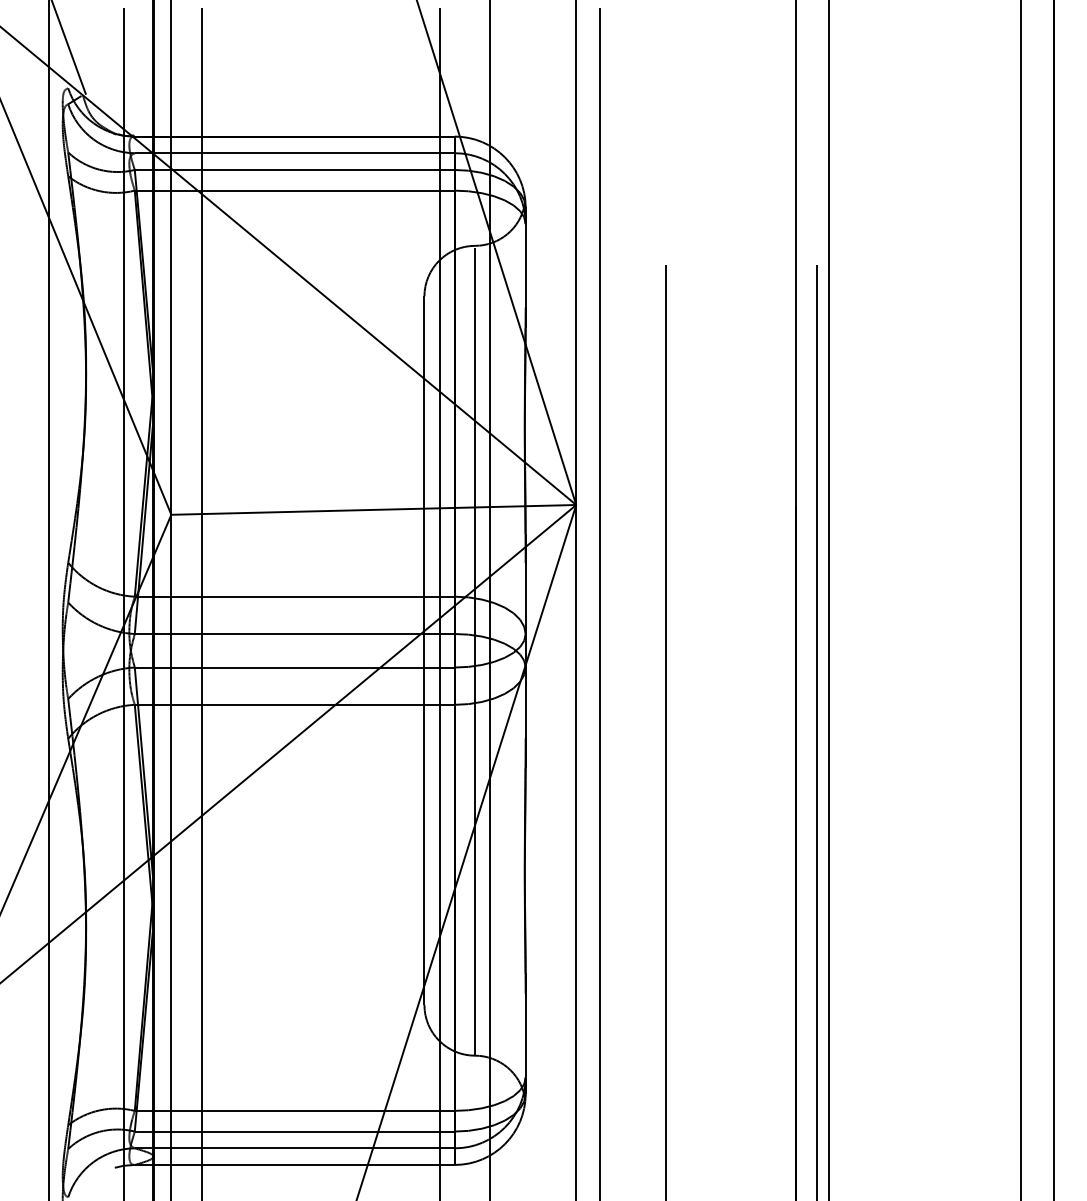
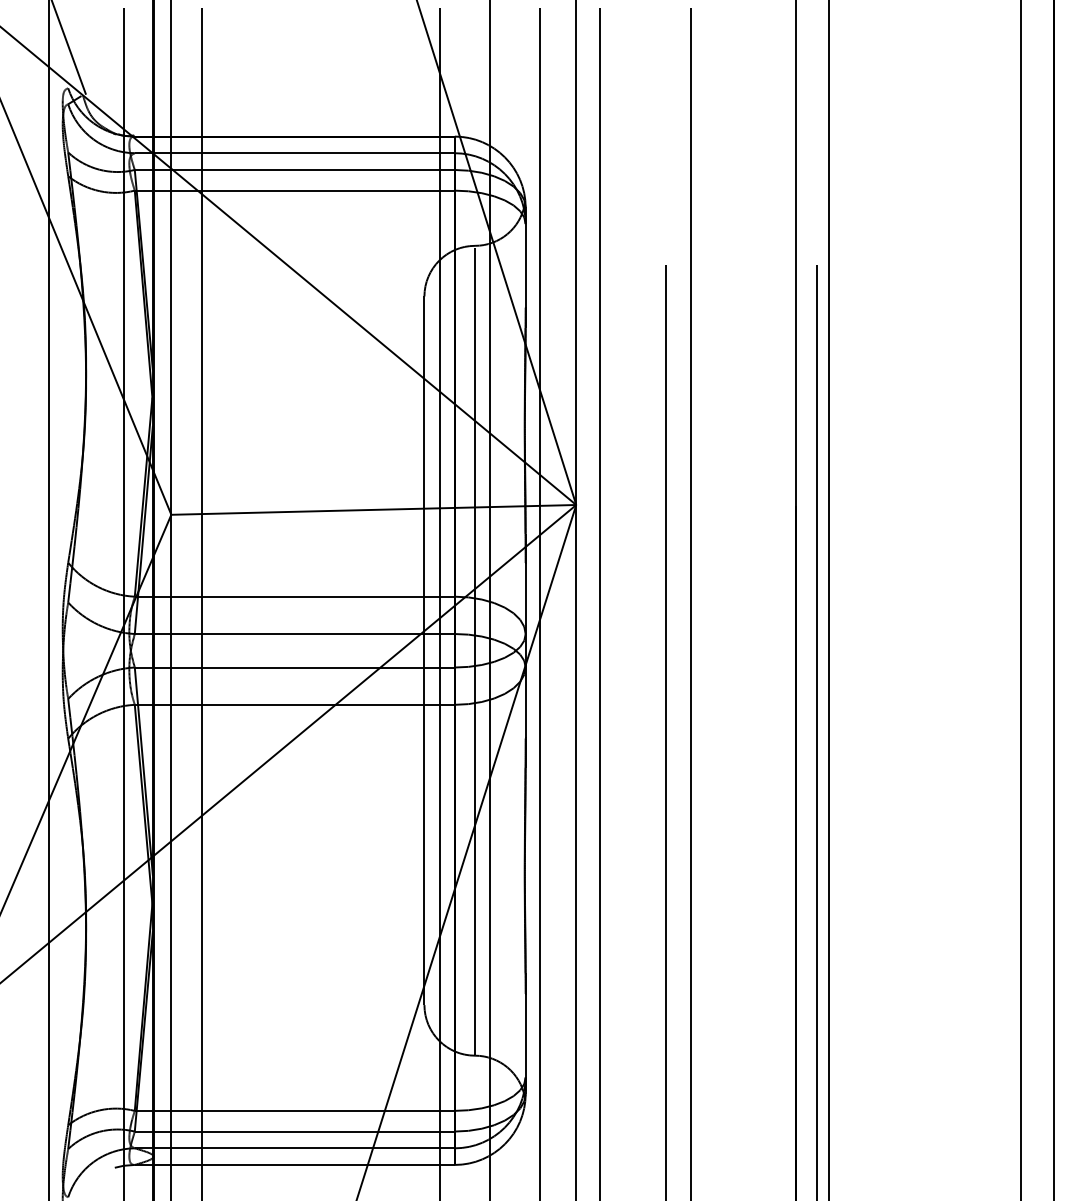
line: none -> present (539, 602)
line: none -> present (690, 602)
